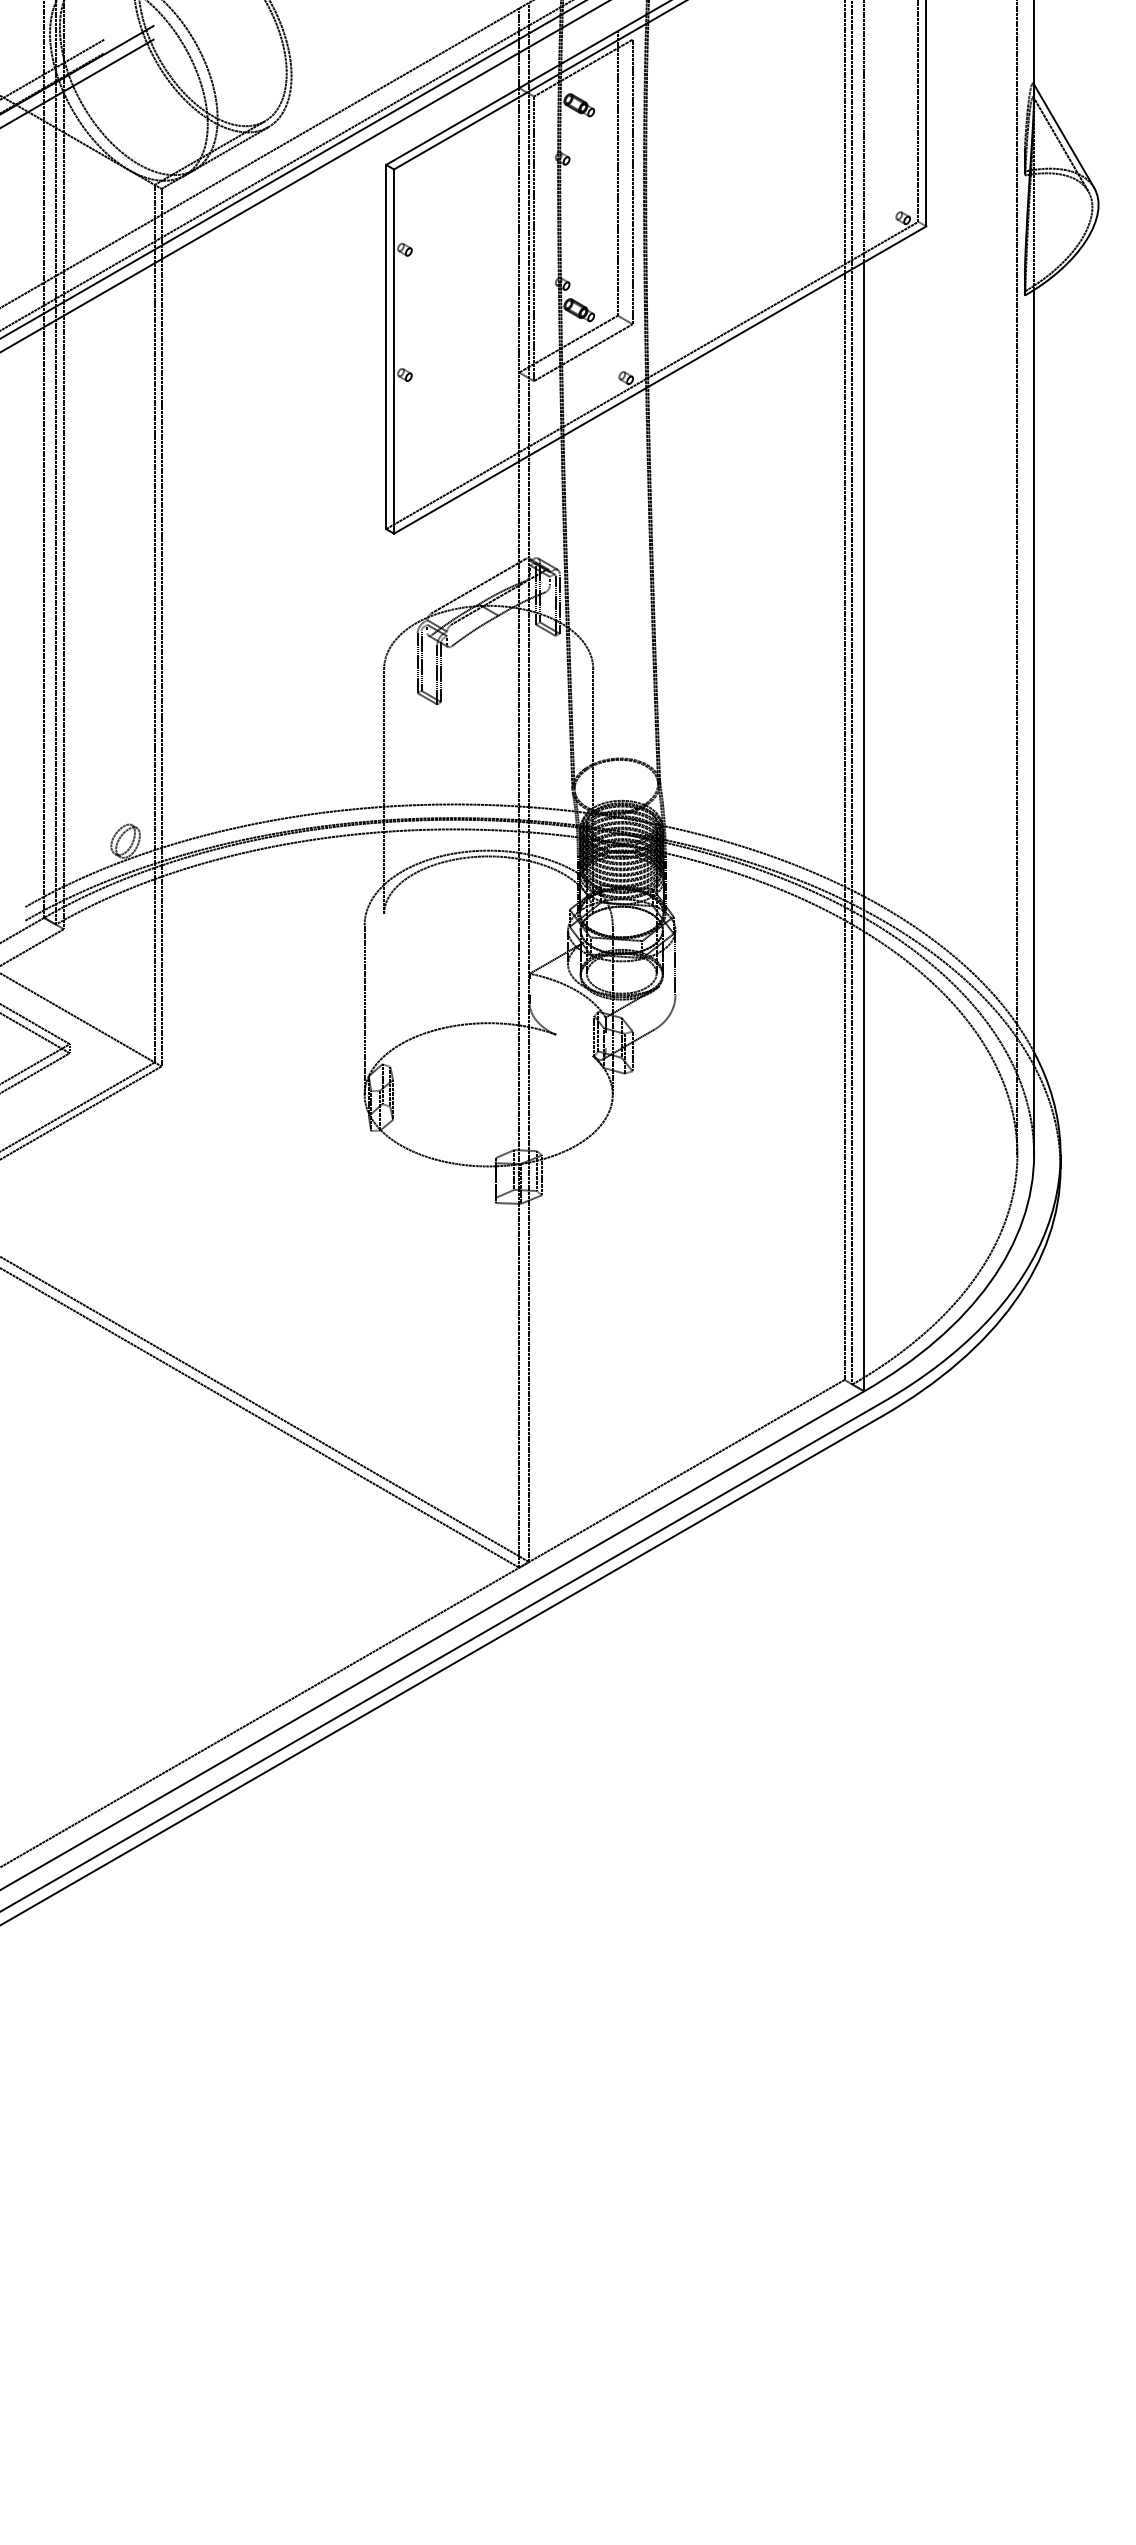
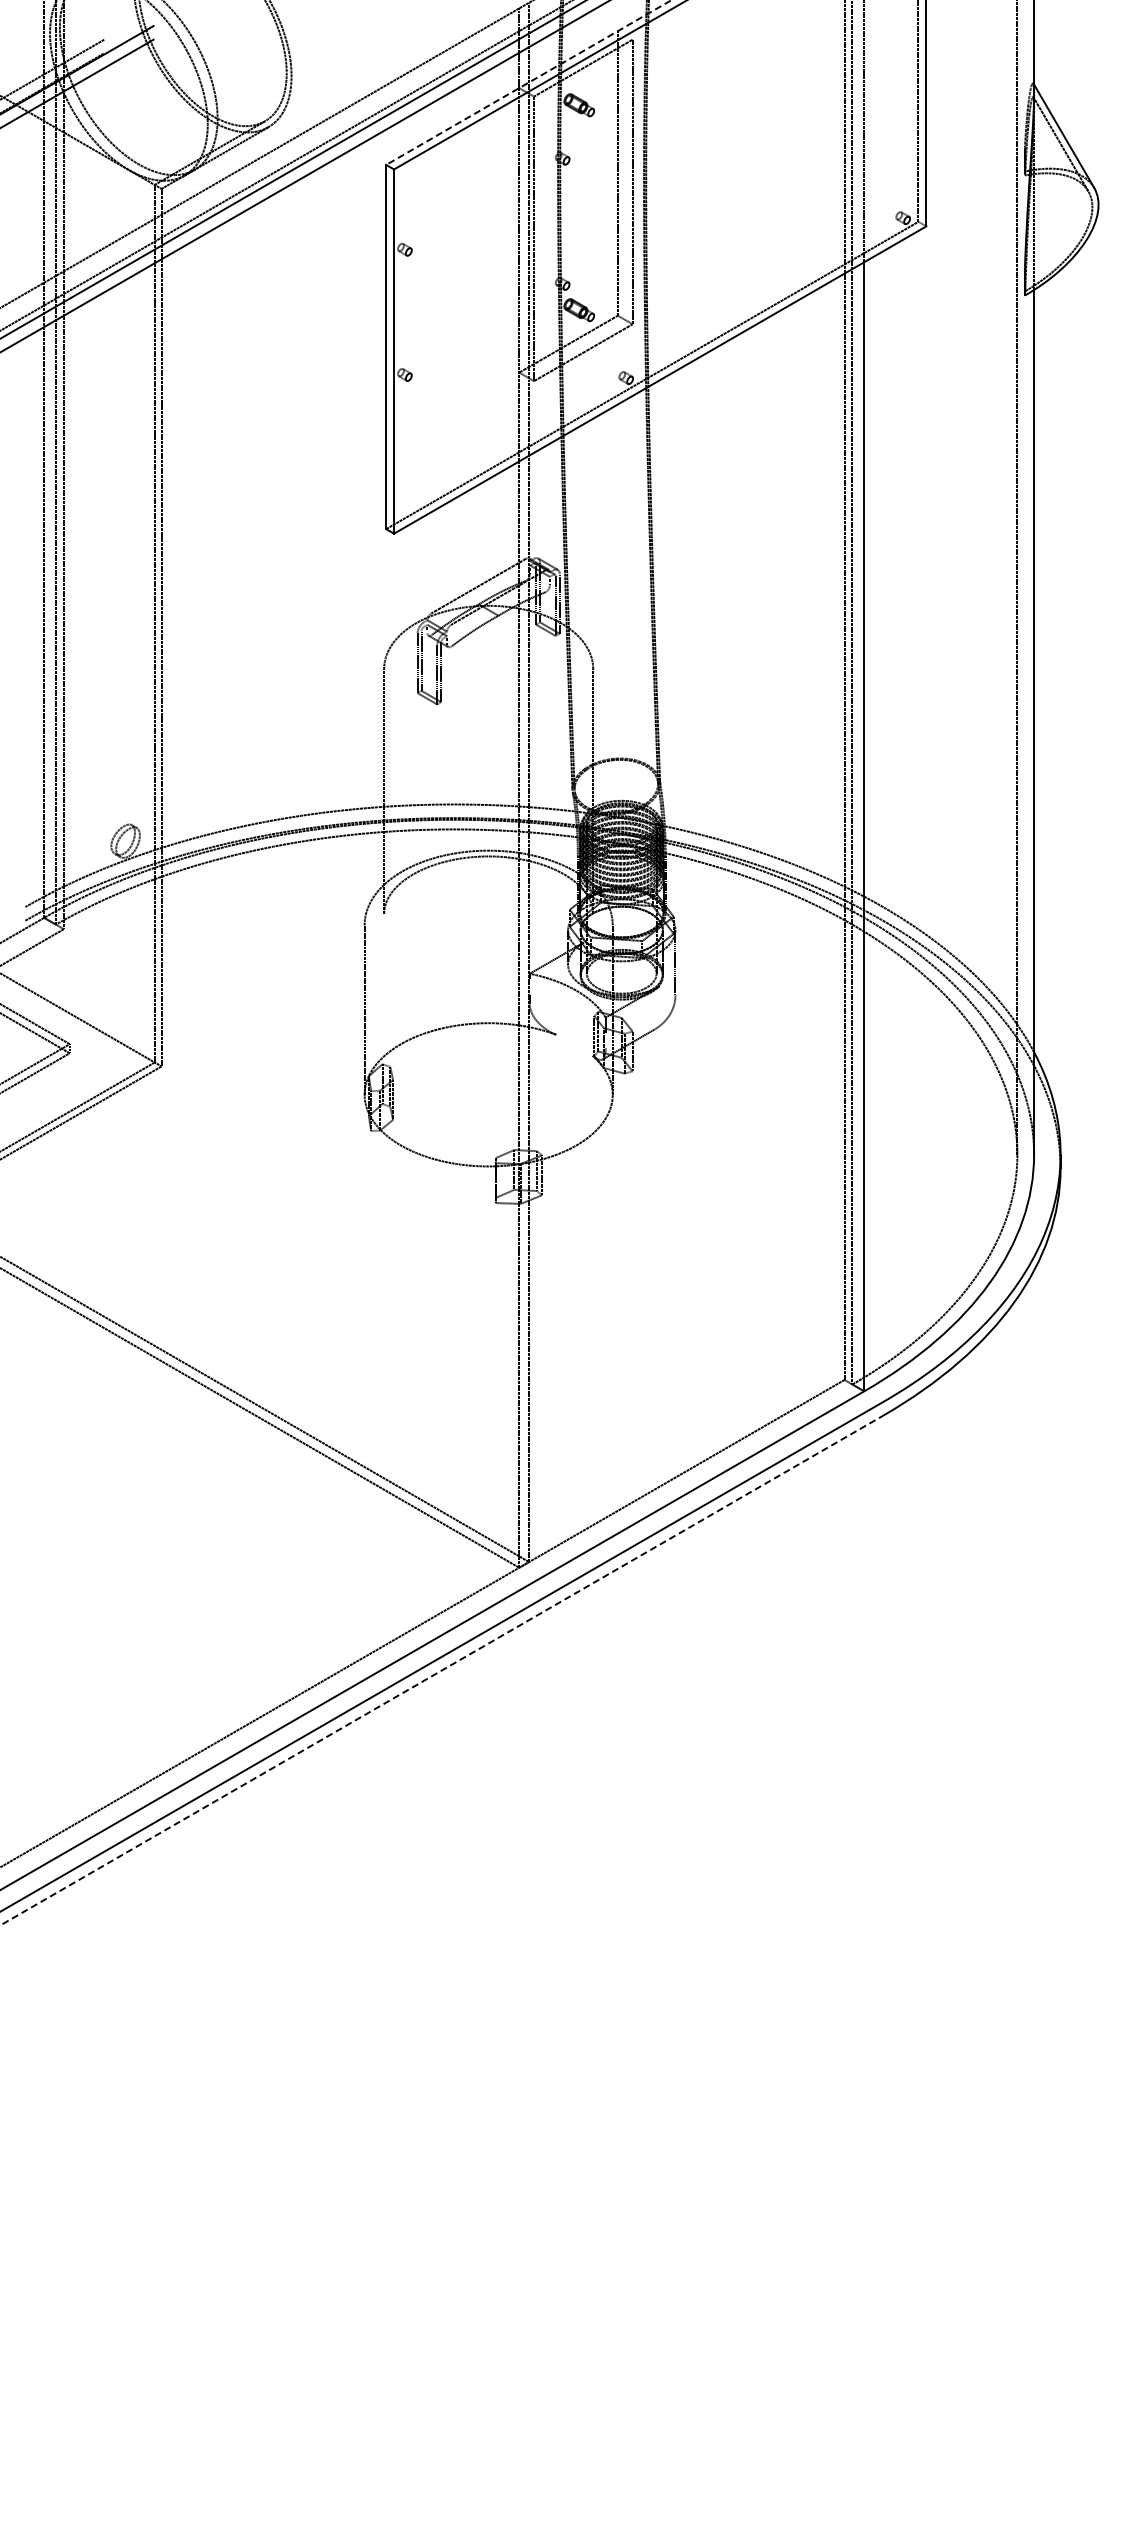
line: solid -> dashed (529, 82)
line: solid -> dashed (442, 1670)
